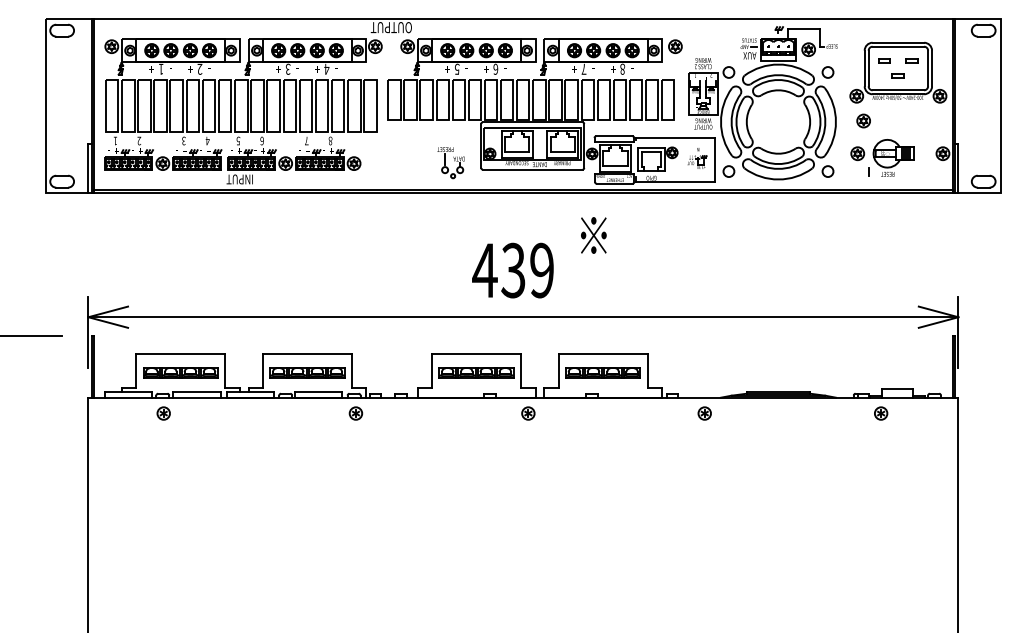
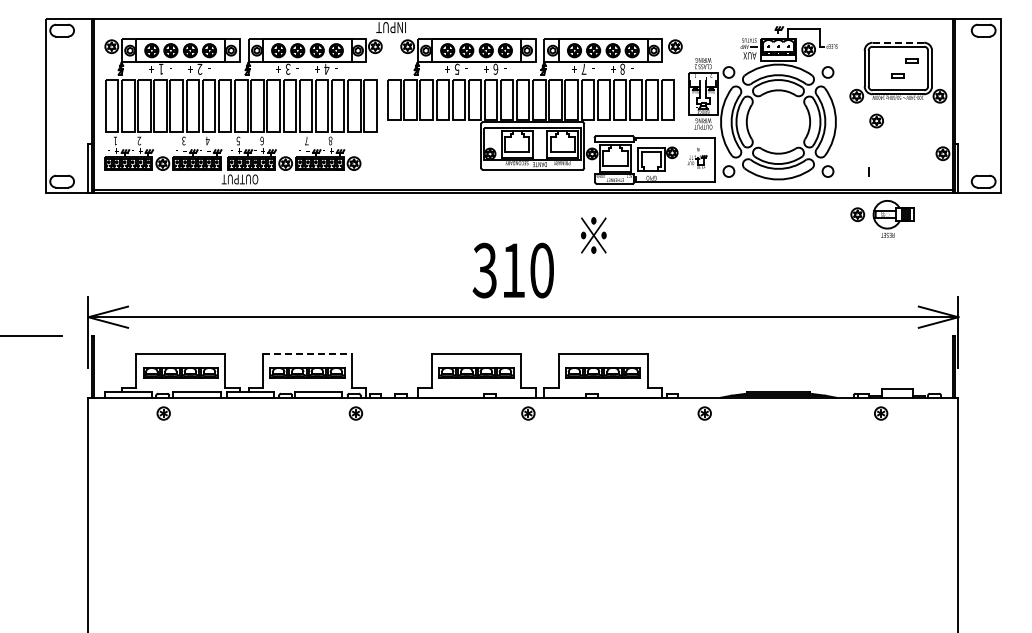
text: OUTPUT -> INPUT (390, 27)
line: solid -> dashed (898, 42)
part: present -> none (884, 60)
part position: (863, 120) -> (876, 120) (876, 120)
part position: (882, 157) -> (882, 218) (882, 218)
part: present -> none (450, 163)
text: INPUT -> OUTPUT (239, 179)
text: 439 -> 310 (512, 270)
line: solid -> dashed (307, 354)
